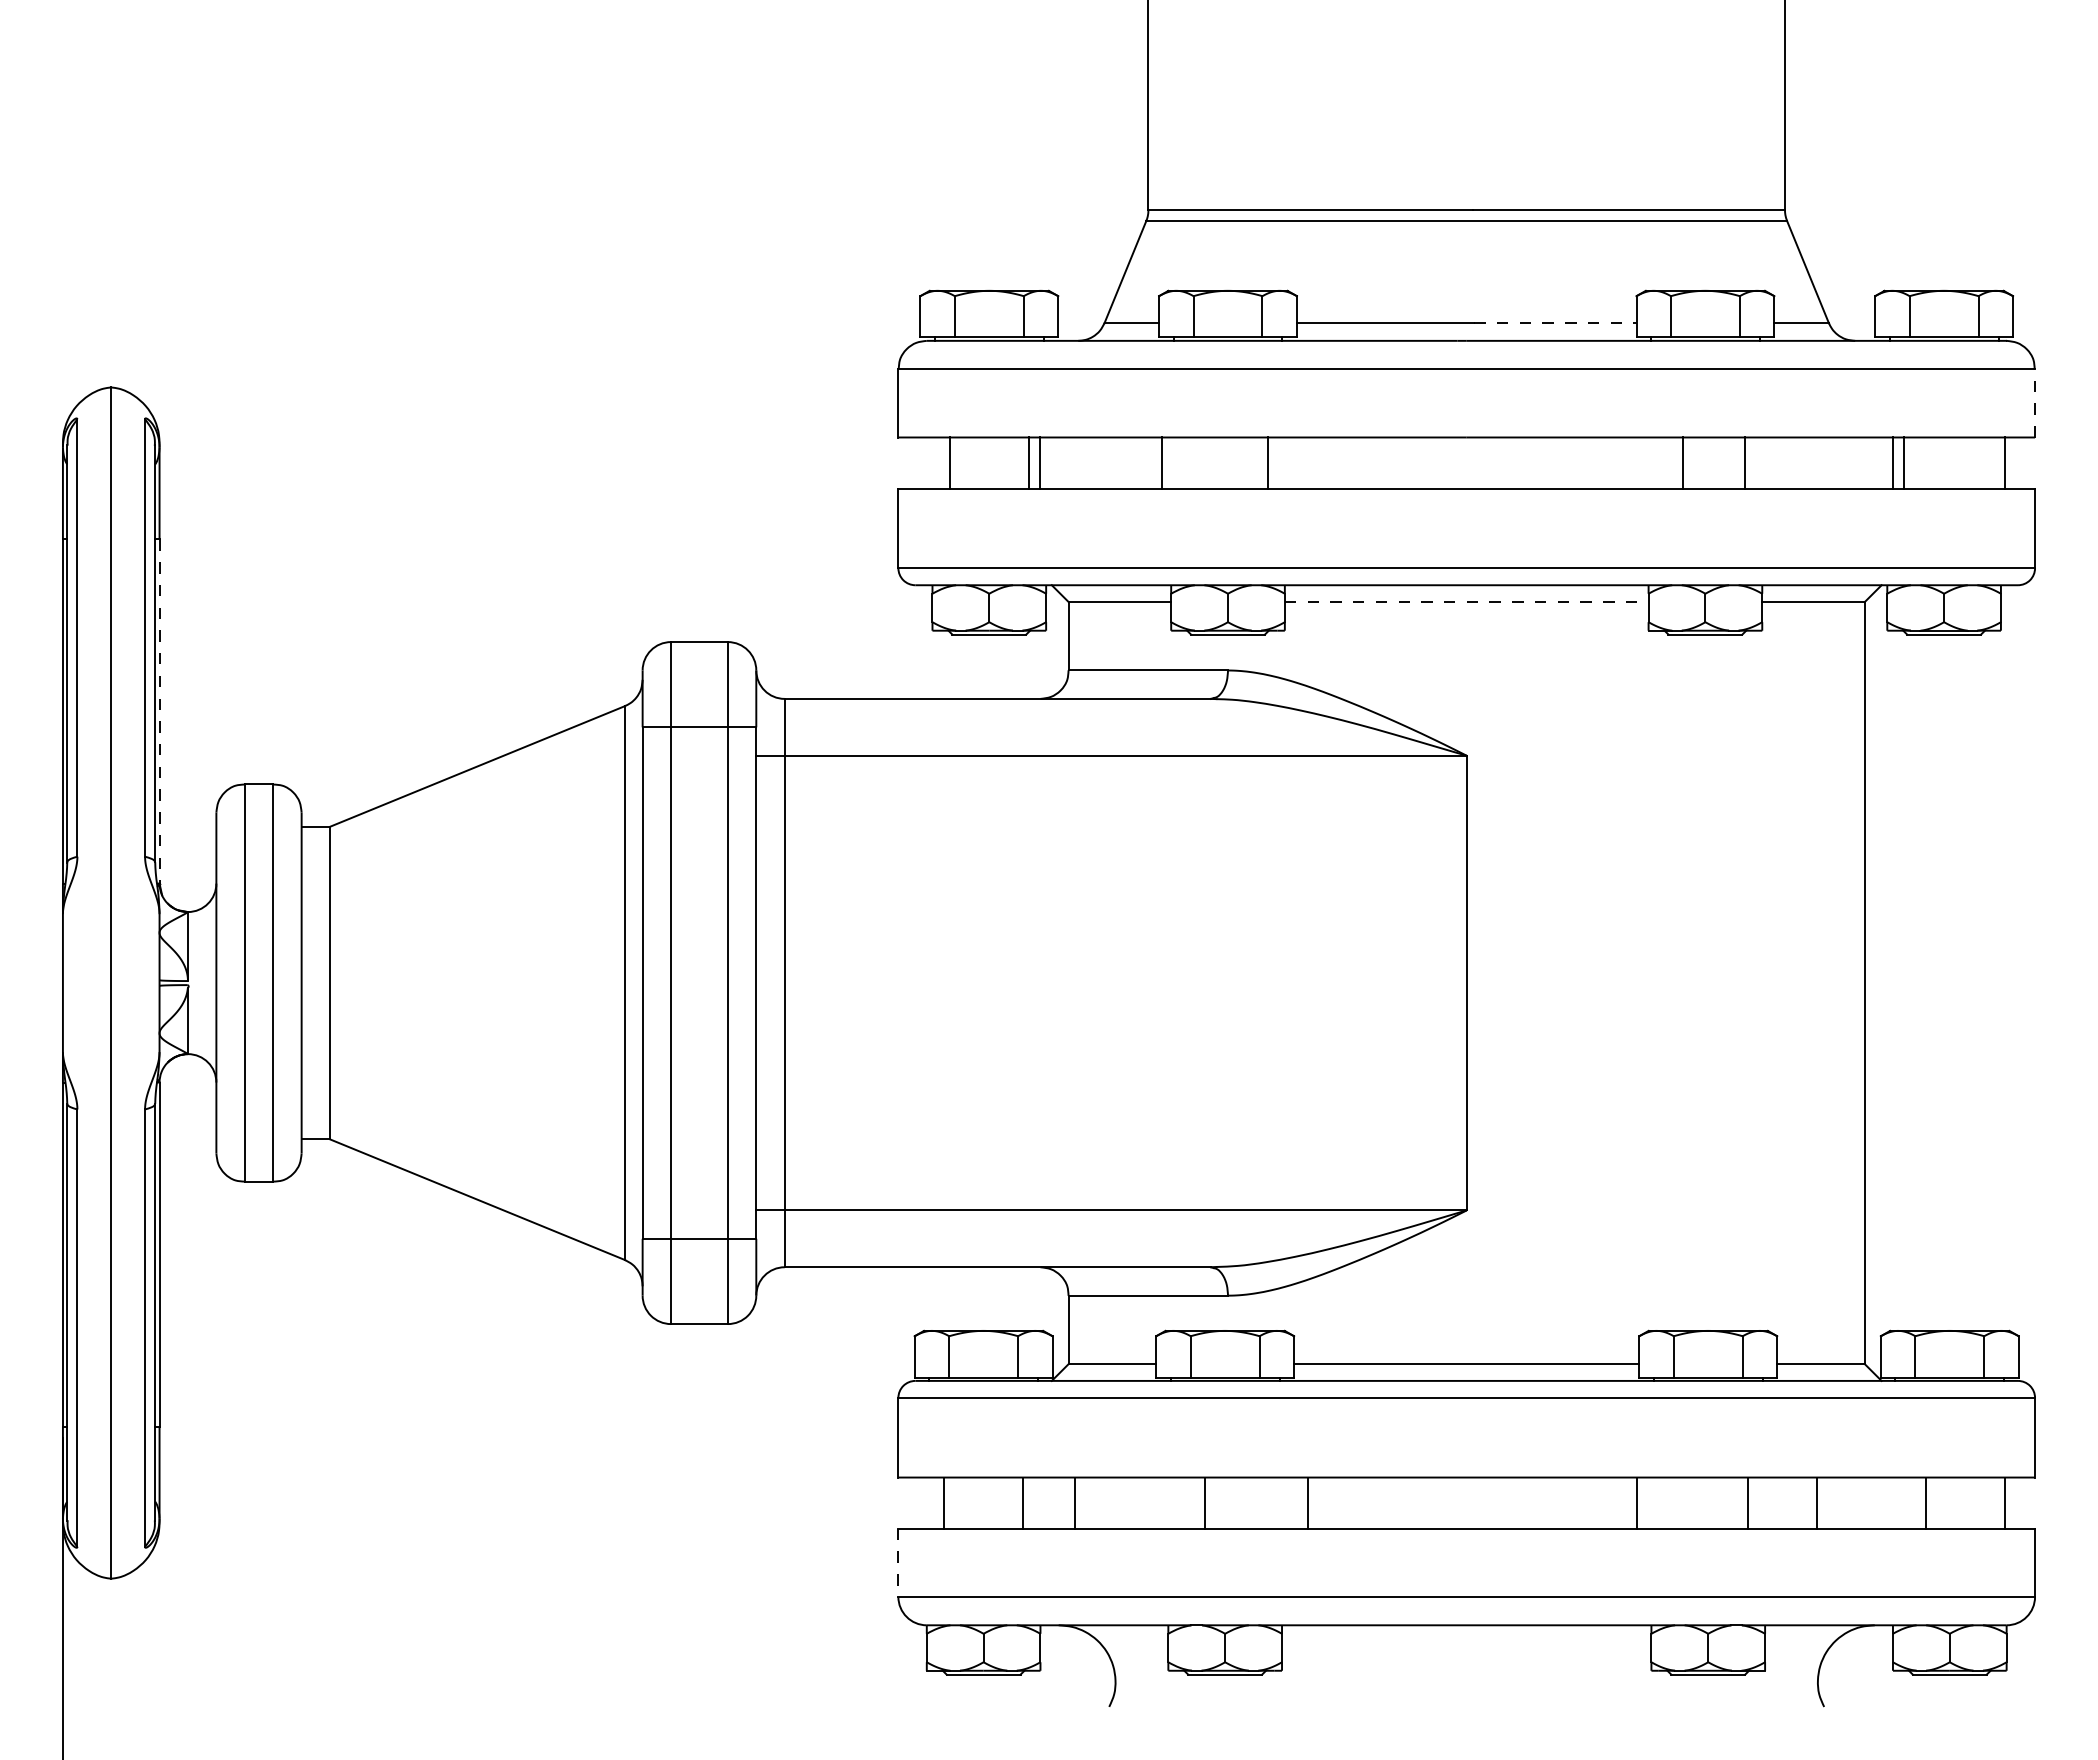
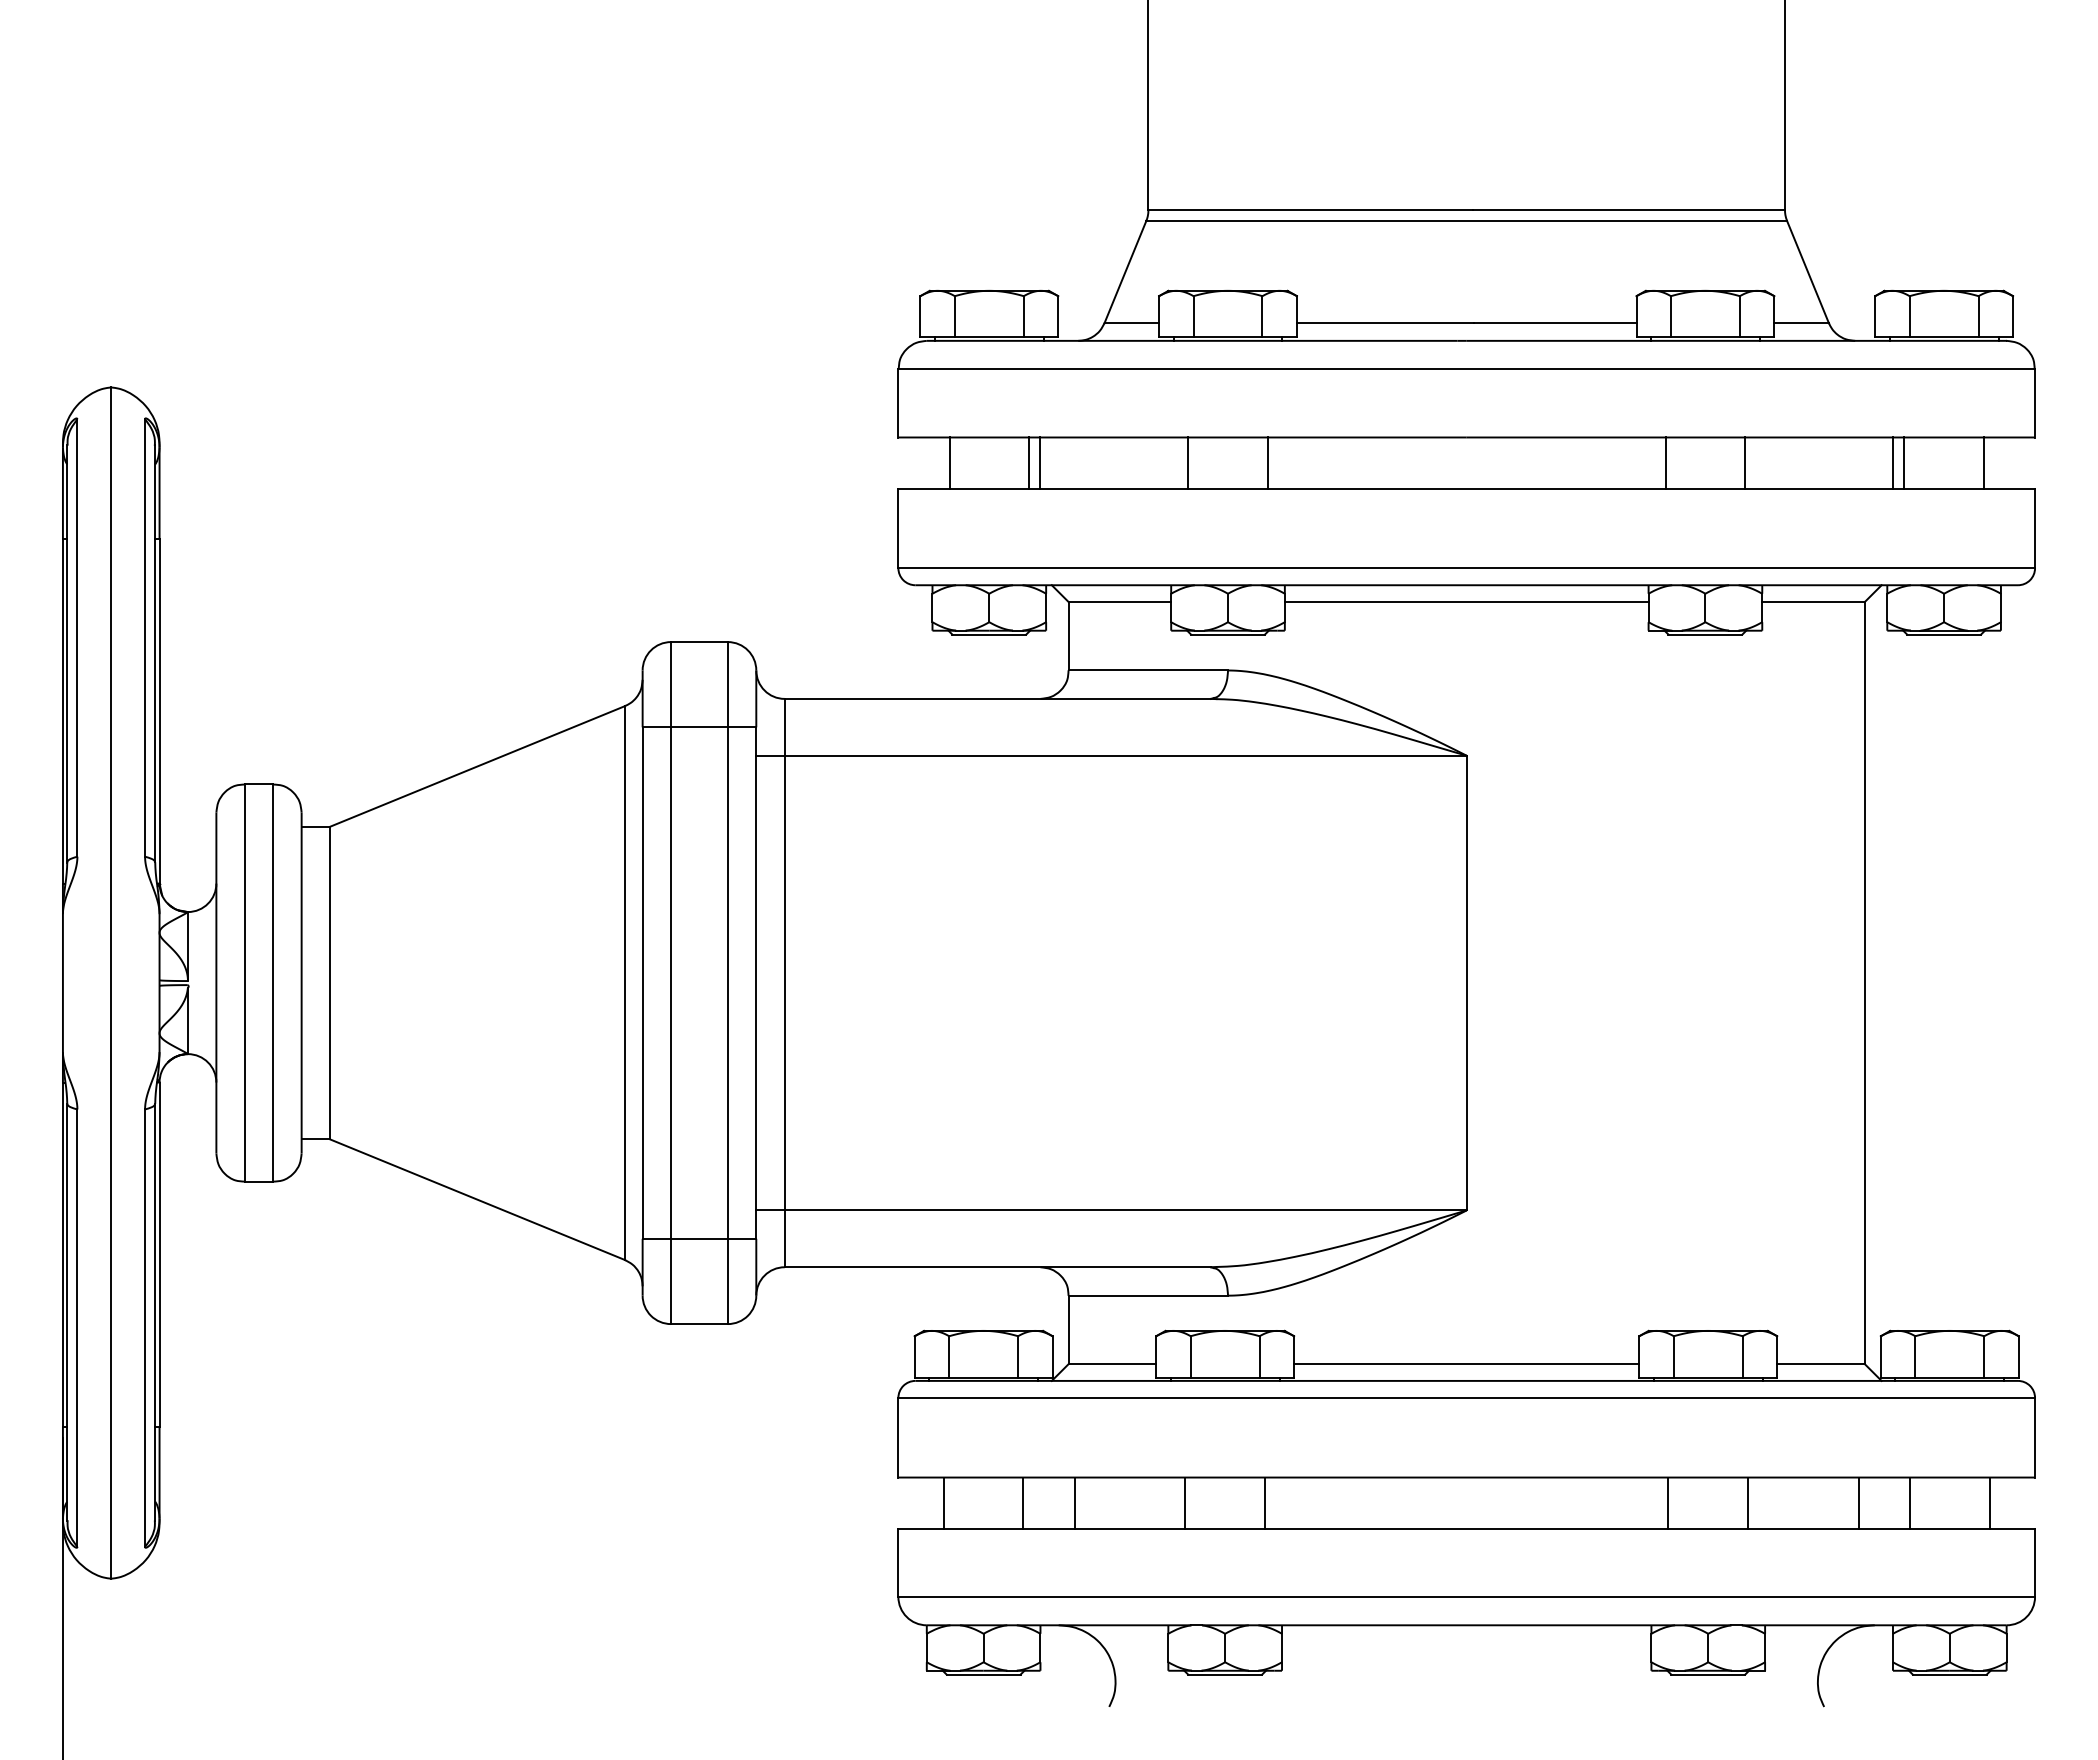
line: dashed -> solid (1555, 323)
line: dashed -> solid (2035, 402)
line position: (1162, 462) -> (1188, 462) (1188, 462)
line position: (1682, 462) -> (1665, 462) (1665, 462)
line position: (2004, 462) -> (1983, 462) (1983, 462)
line: dashed -> solid (1466, 602)
line: dashed -> solid (159, 712)
line position: (1205, 1502) -> (1185, 1502) (1185, 1502)
line position: (1307, 1502) -> (1264, 1502) (1264, 1502)
line position: (1637, 1502) -> (1668, 1502) (1668, 1502)
line position: (1816, 1502) -> (1858, 1502) (1858, 1502)
line position: (1926, 1502) -> (1910, 1502) (1910, 1502)
line position: (2004, 1502) -> (1989, 1502) (1989, 1502)
line: dashed -> solid (898, 1563)
